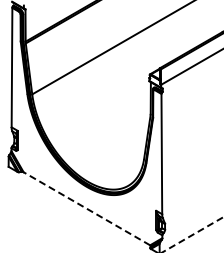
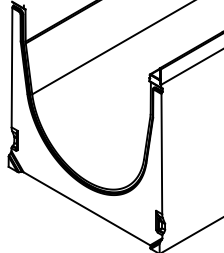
line: dashed -> solid (86, 208)
line: dashed -> solid (192, 235)
